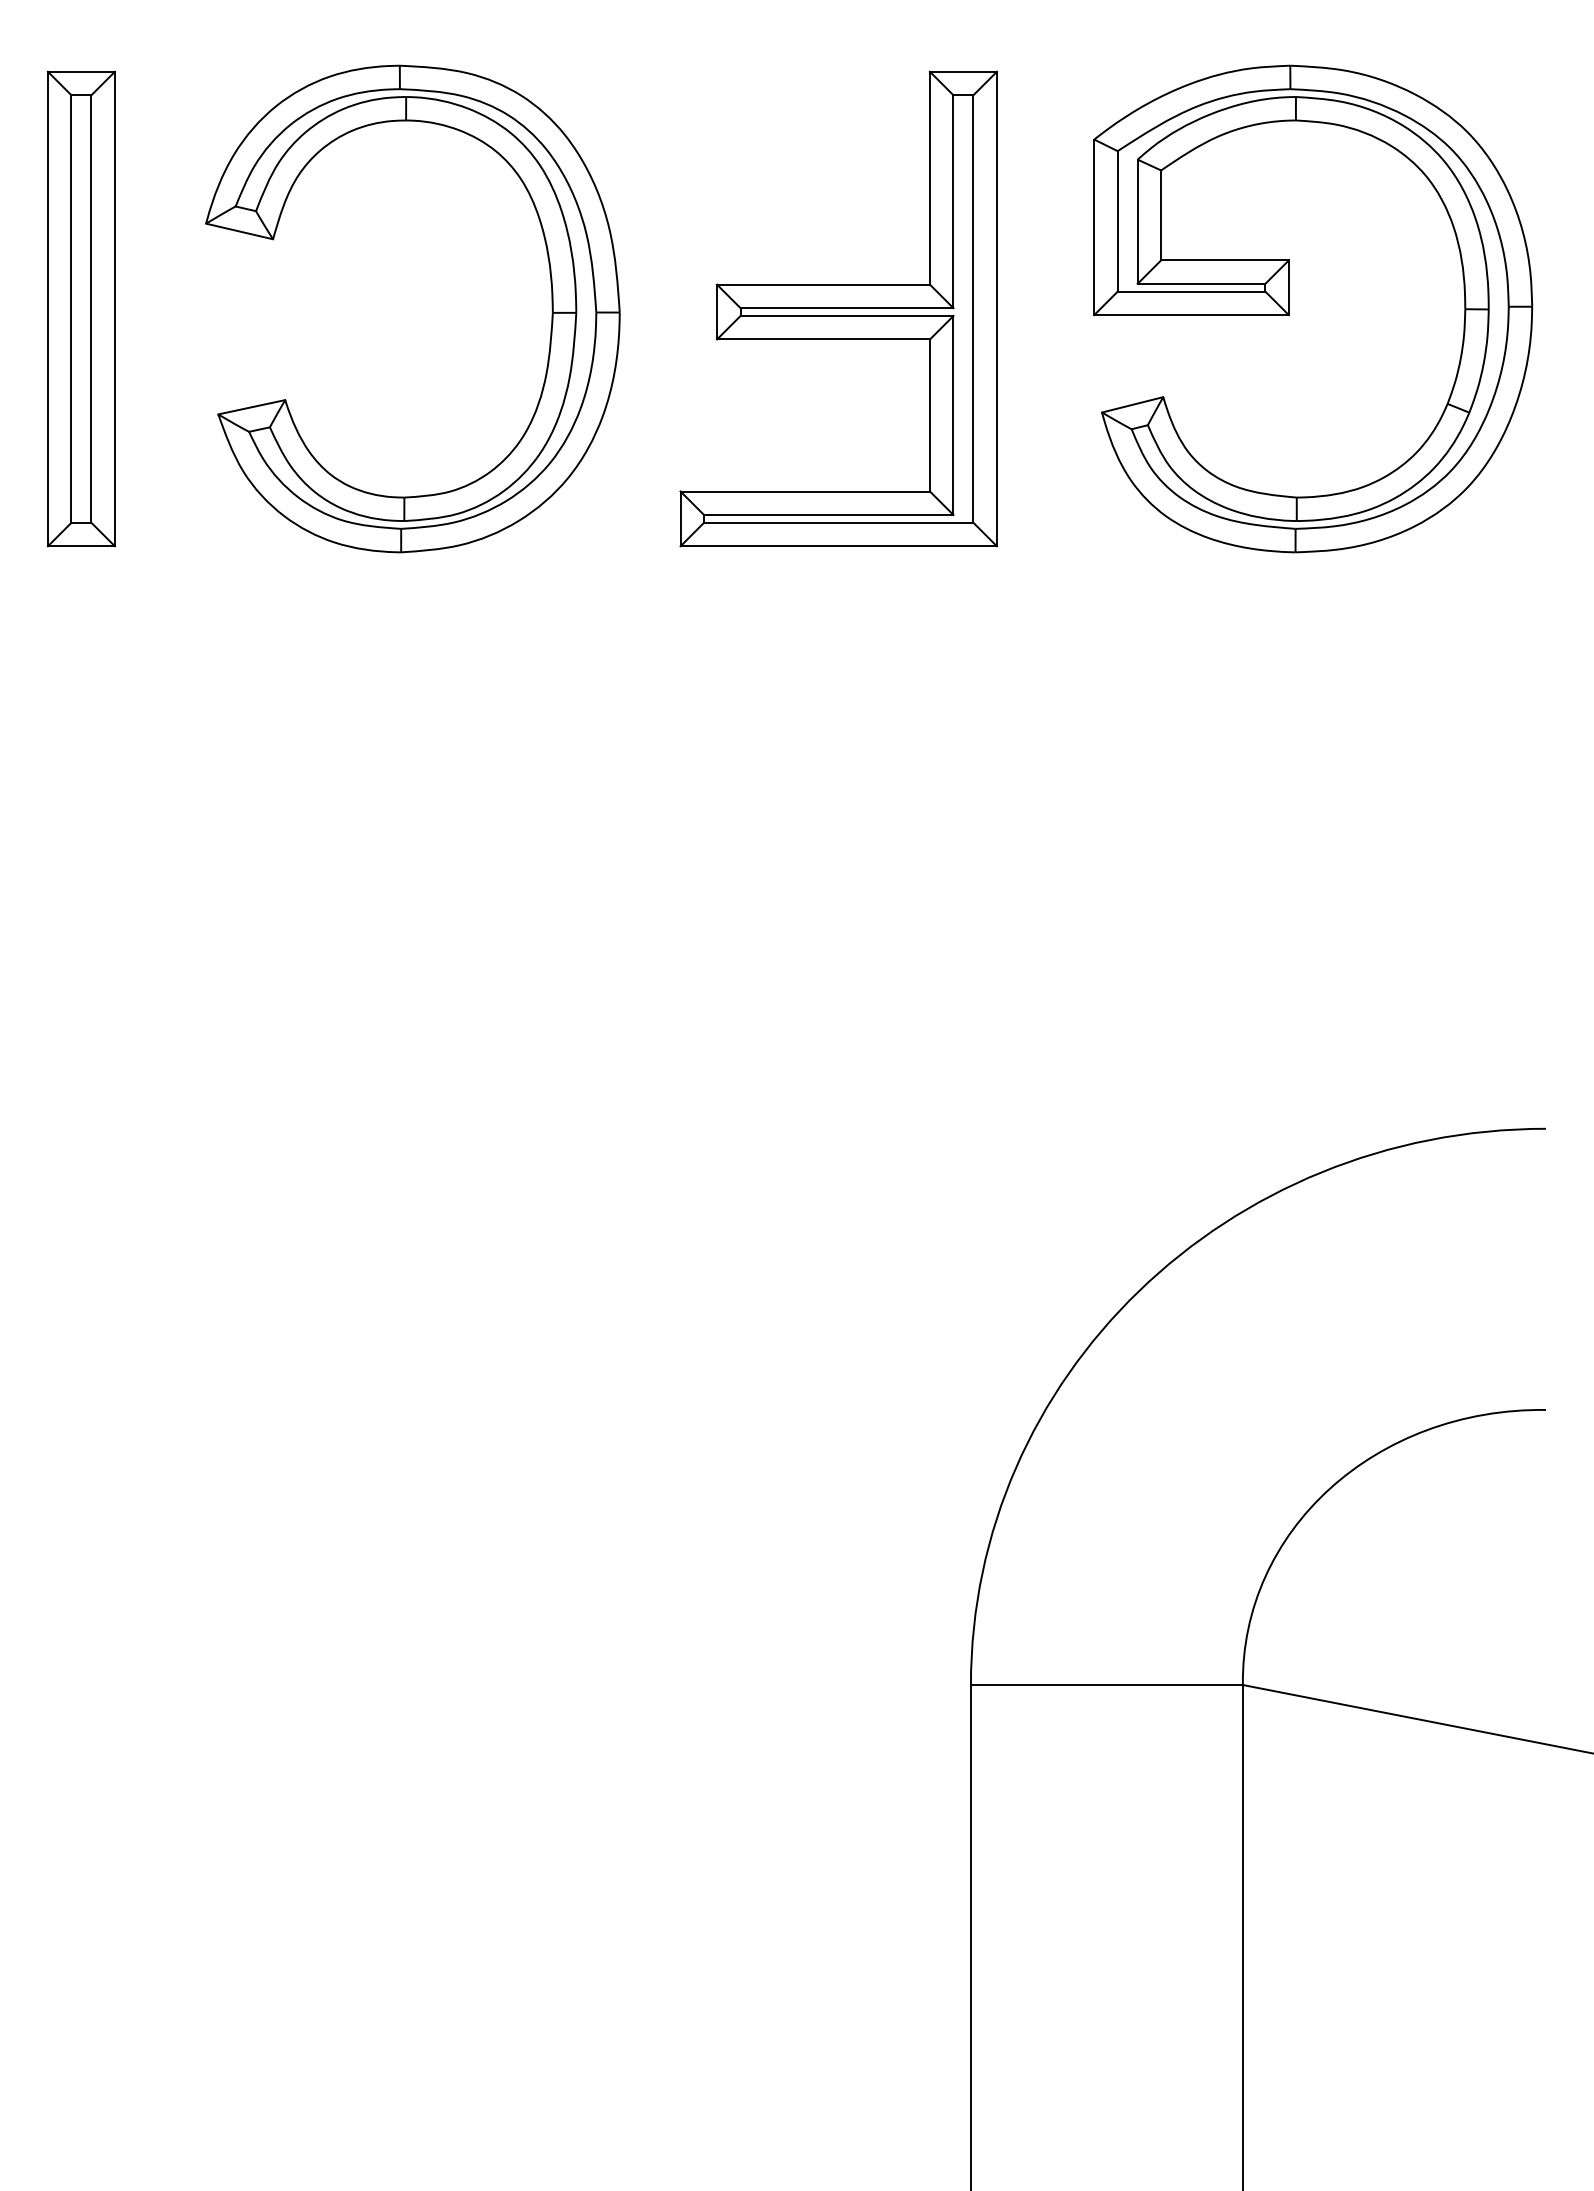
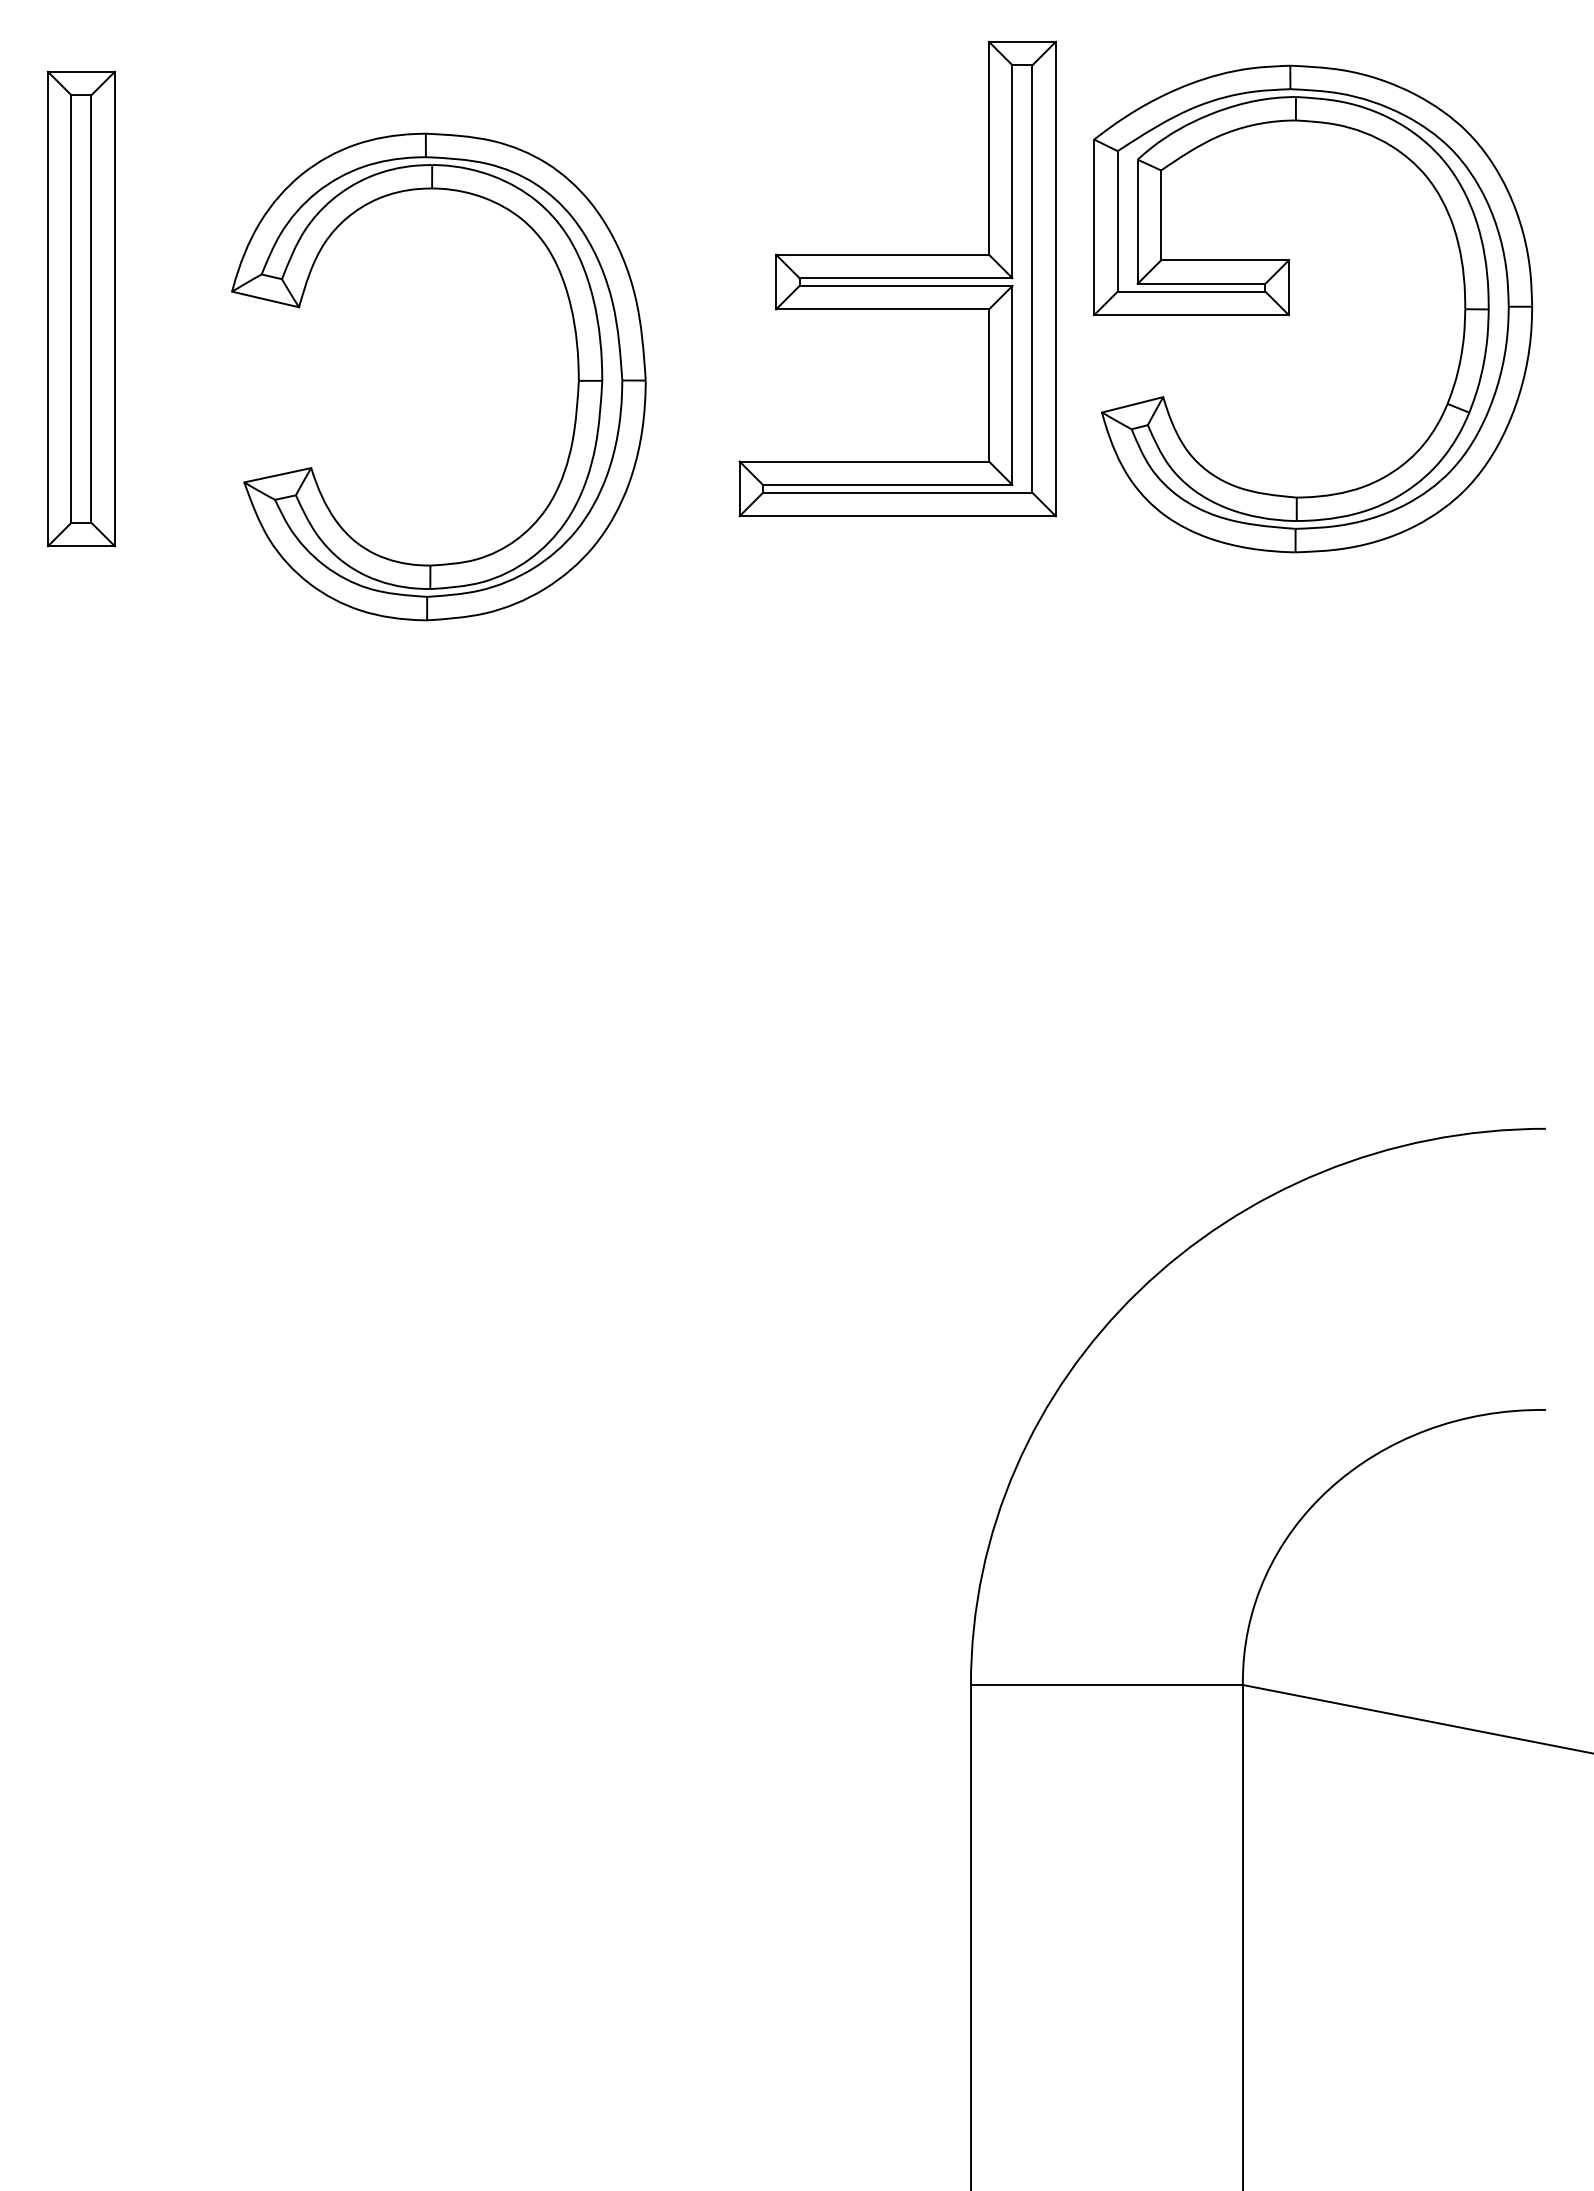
part position: (551, 308) -> (577, 376) (577, 376)
part position: (838, 308) -> (897, 278) (897, 278)
